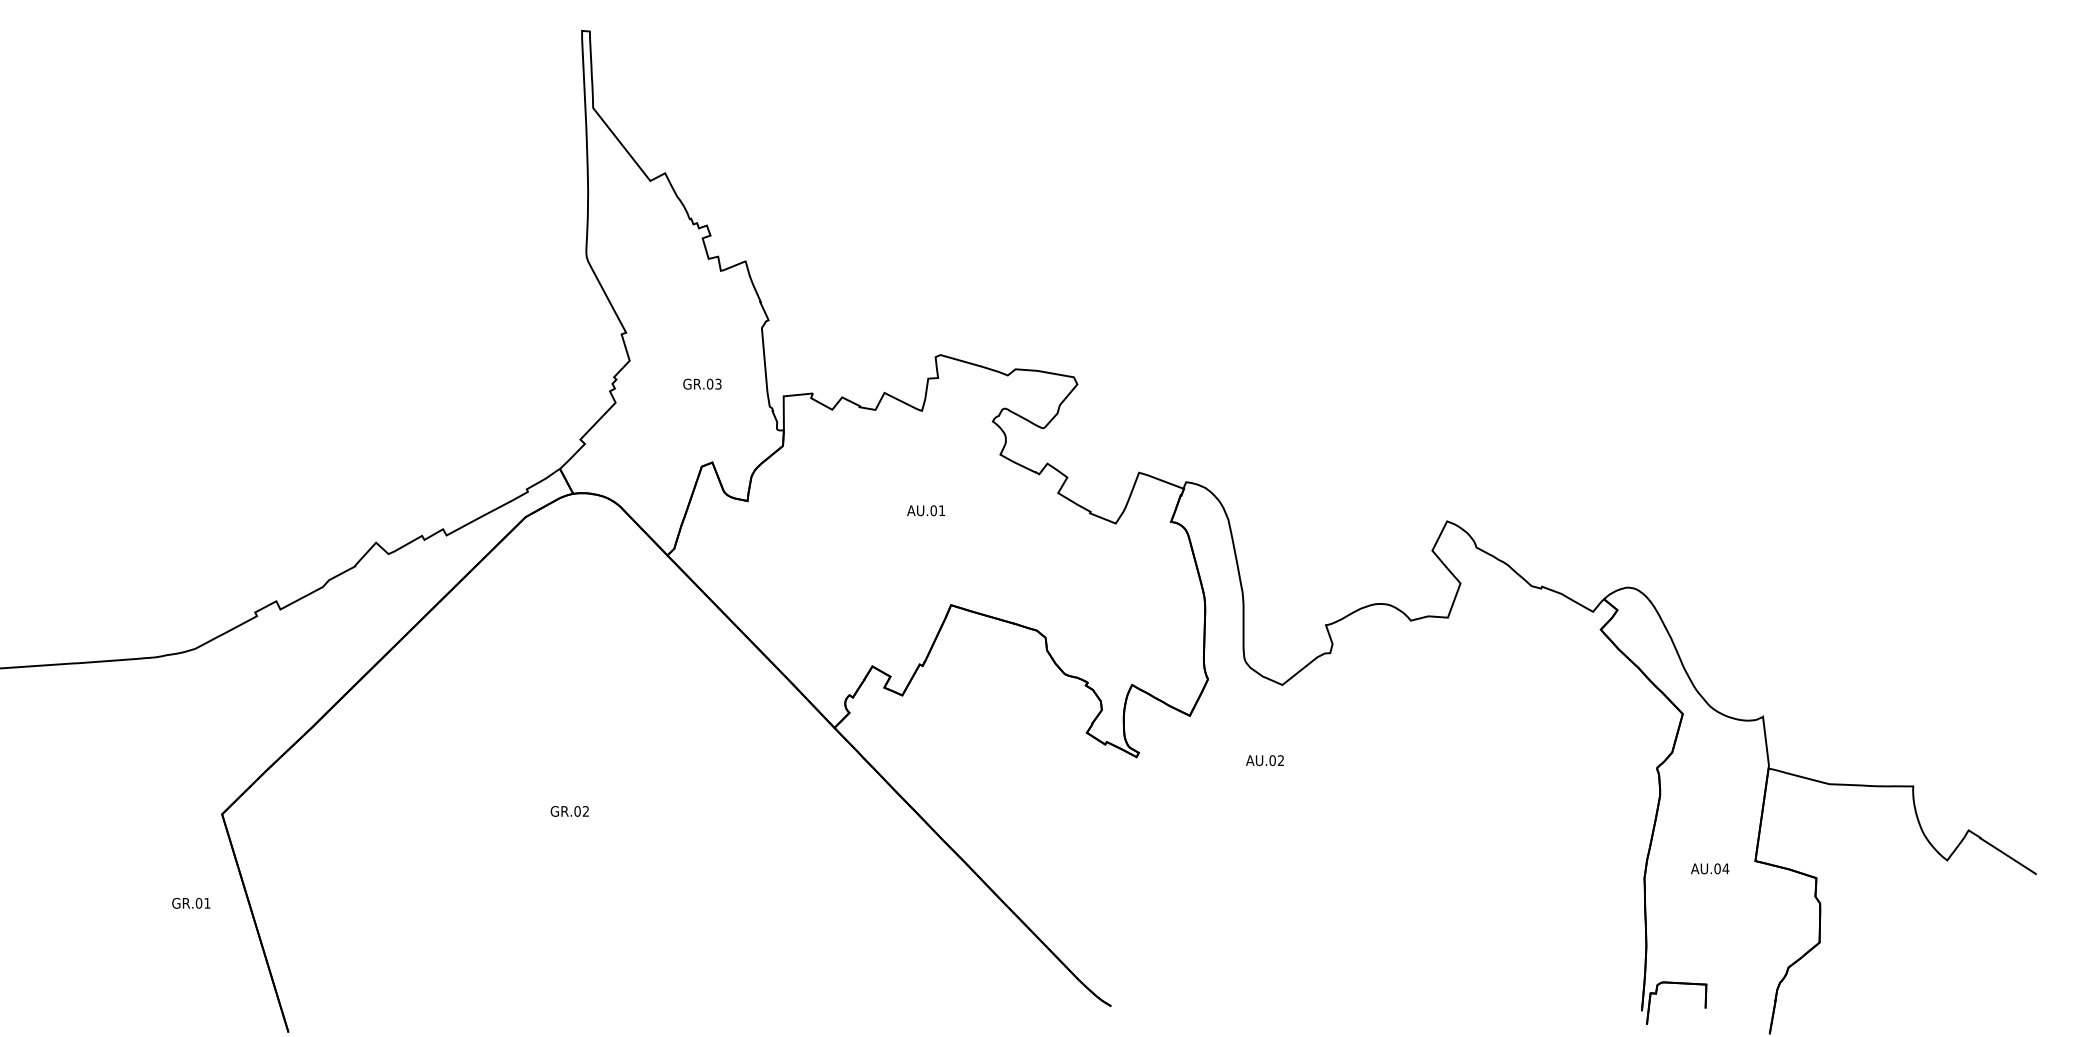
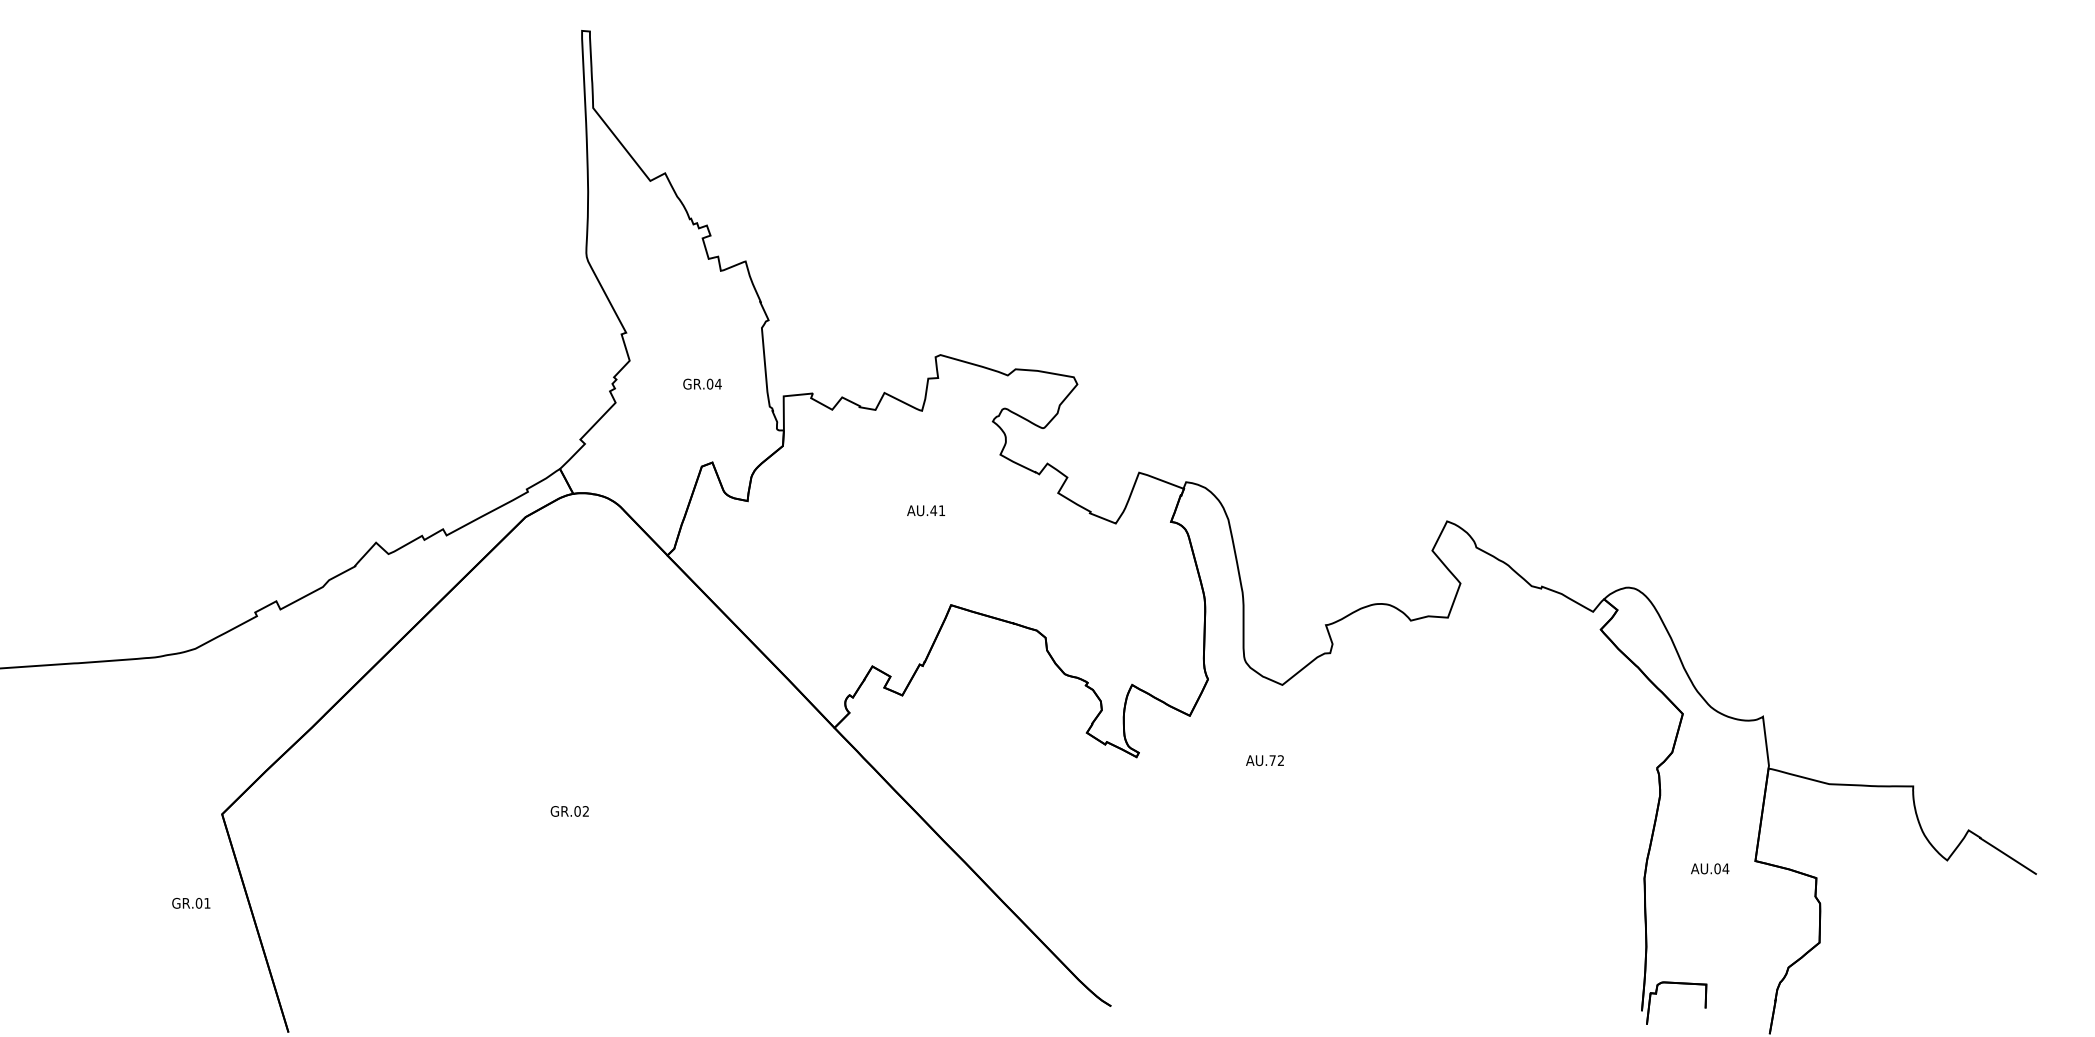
text: GR.03 -> GR.04 (718, 383)
text: AU.01 -> AU.41 (933, 510)
text: AU.02 -> AU.72 (1272, 760)
